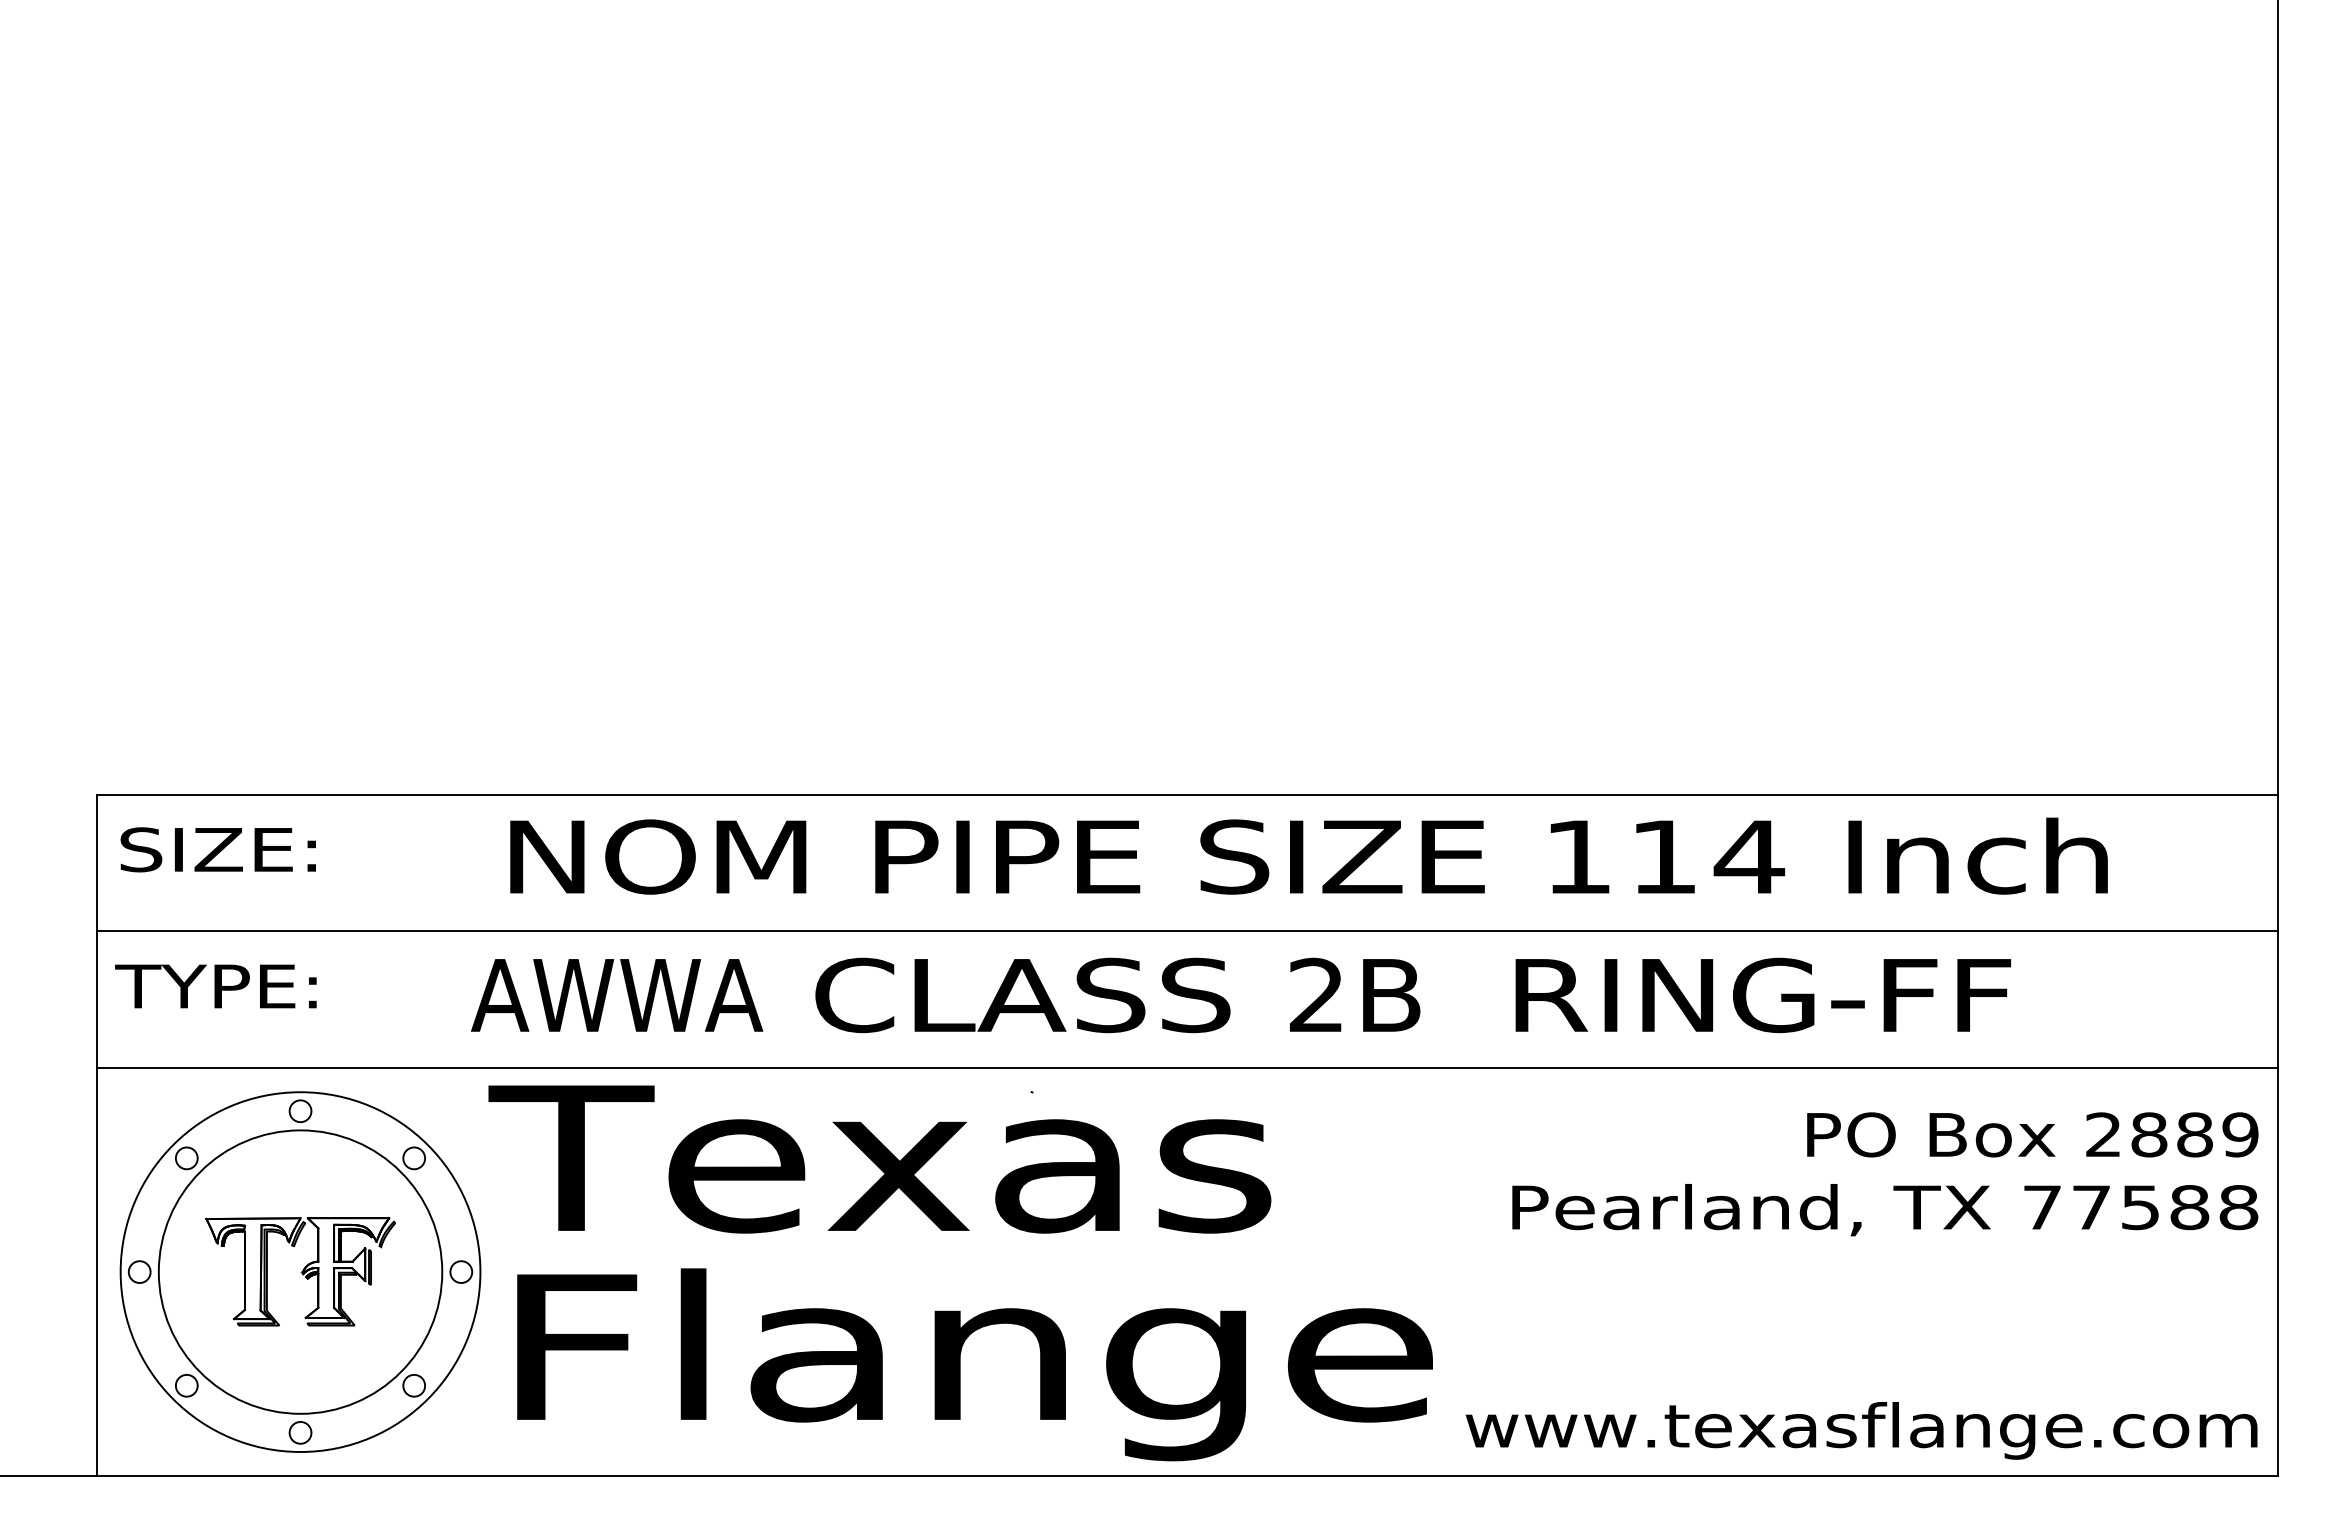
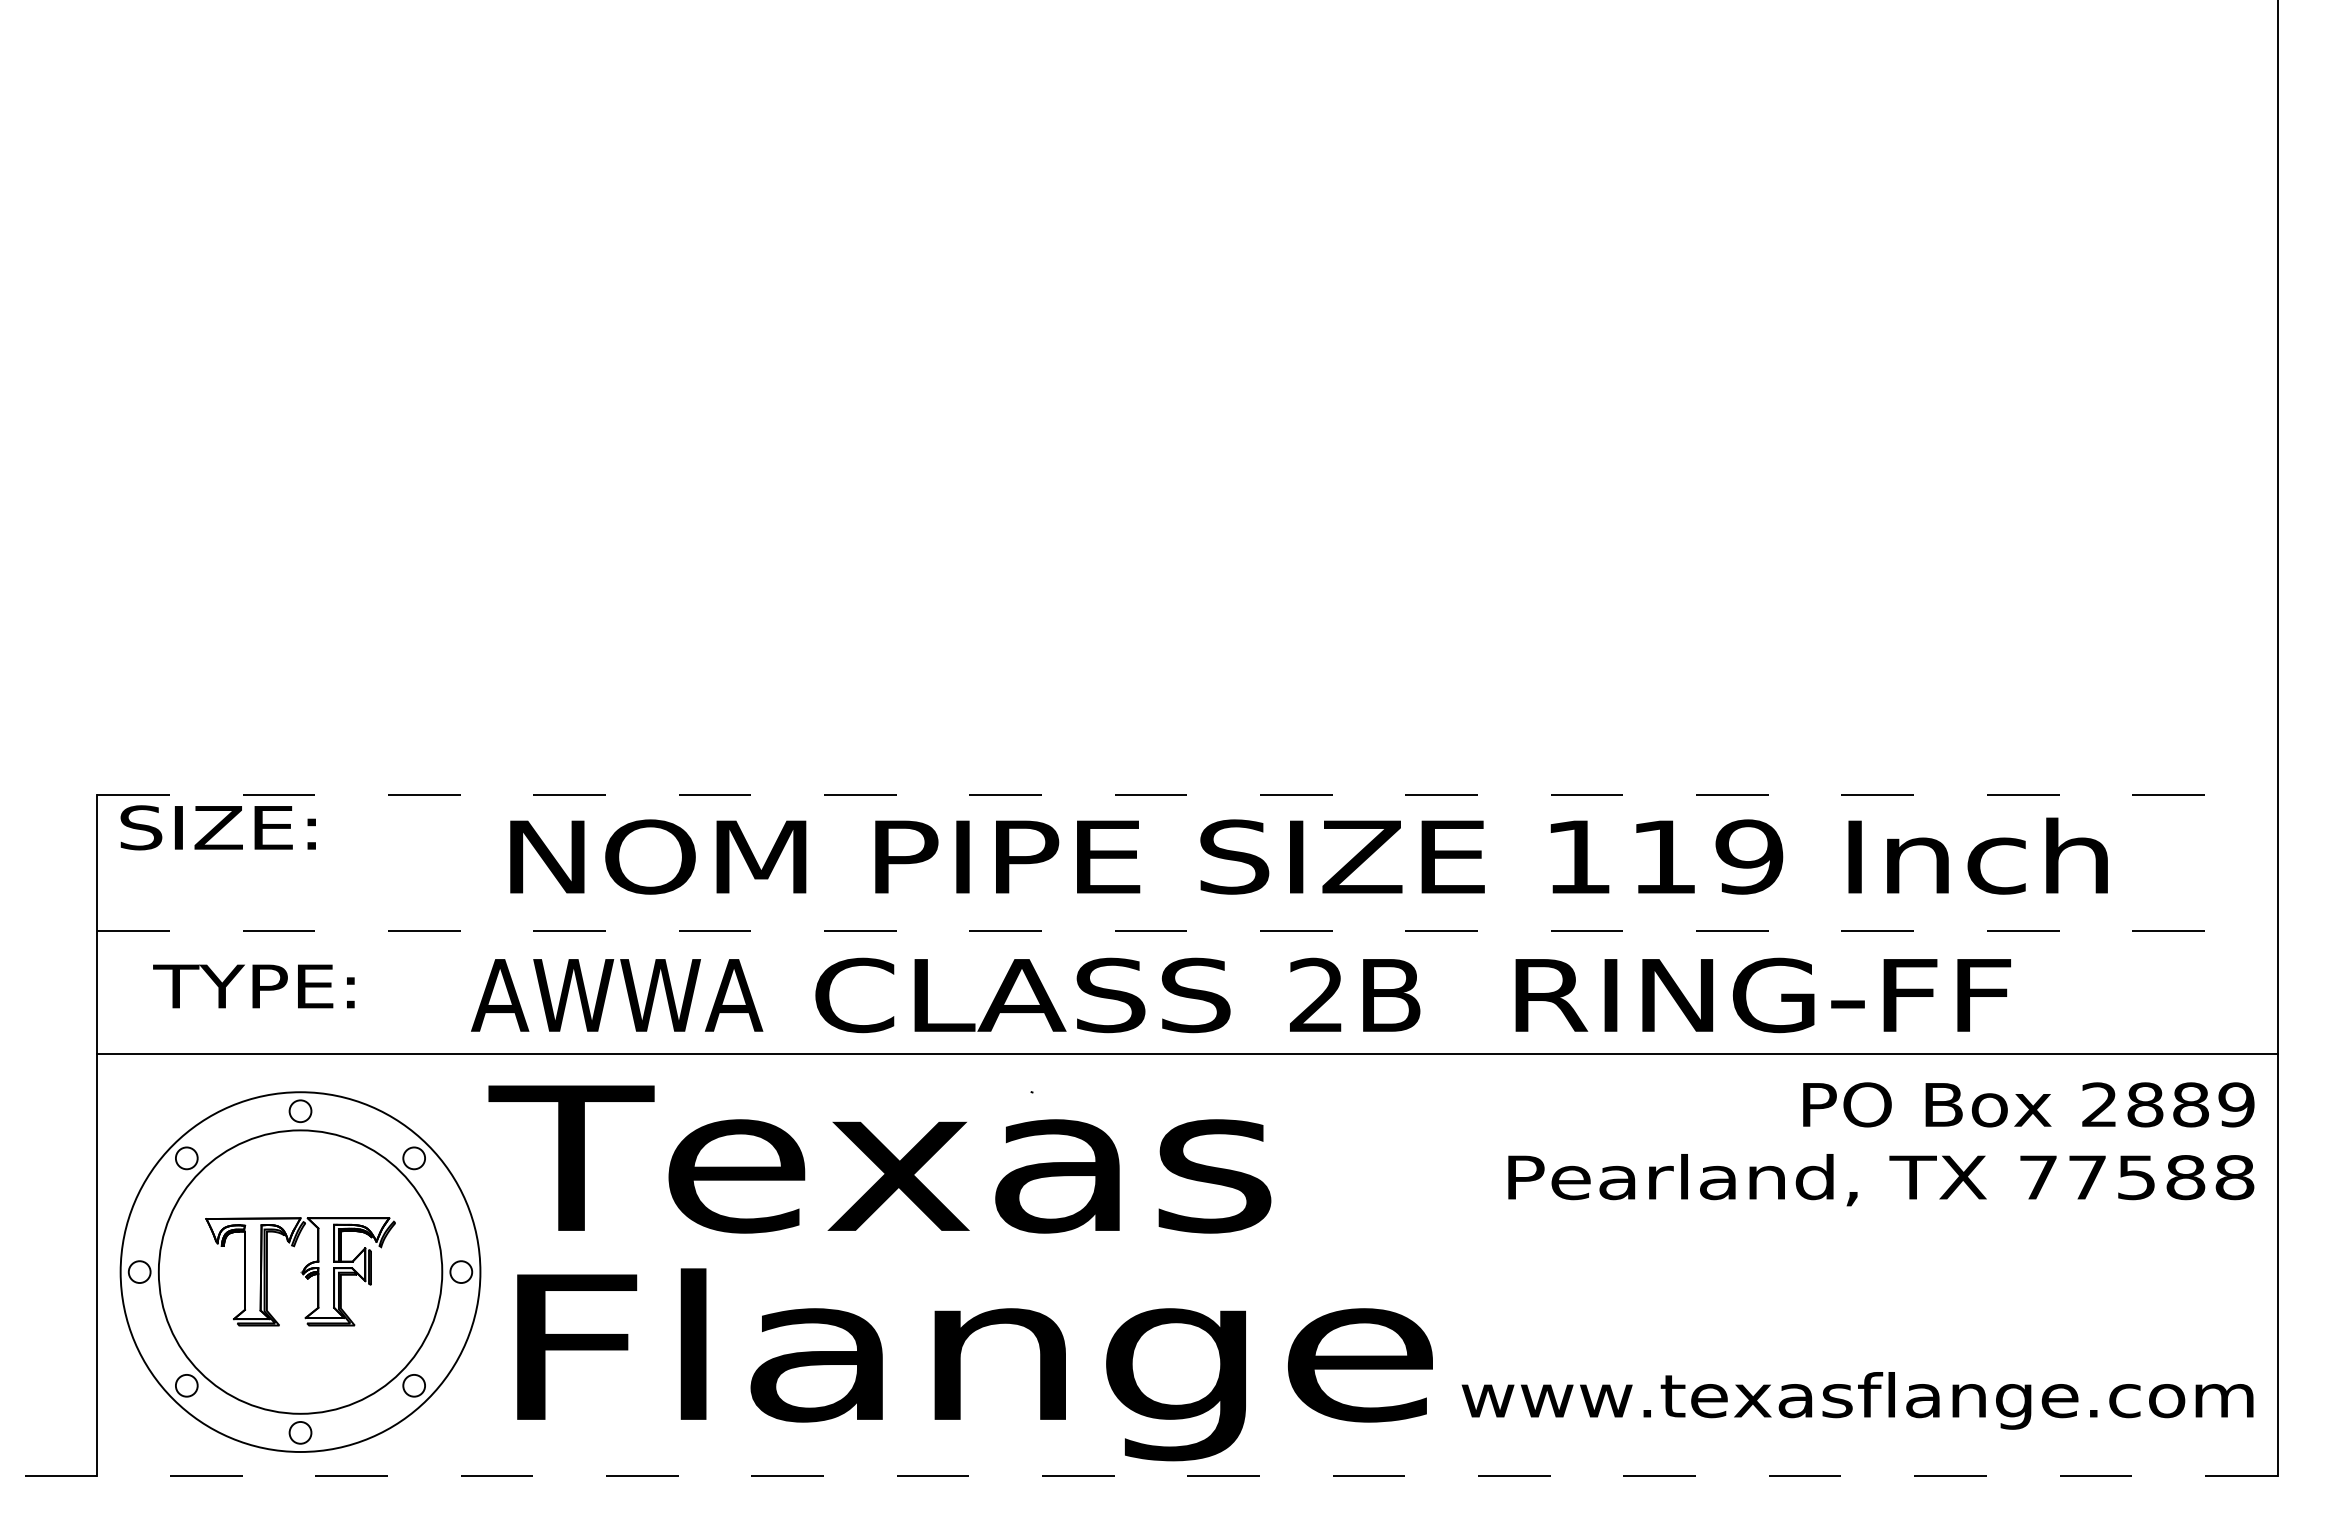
line: solid -> dashed (1187, 795)
text position: (217, 849) -> (217, 827) (217, 827)
text: 114 -> 119 (1749, 856)
line: solid -> dashed (1187, 931)
text position: (215, 986) -> (253, 986) (253, 986)
line position: (1187, 1067) -> (1187, 1053) (1187, 1053)
text position: (1861, 1285) -> (1857, 1255) (1857, 1255)
line: solid -> dashed (1139, 1476)
